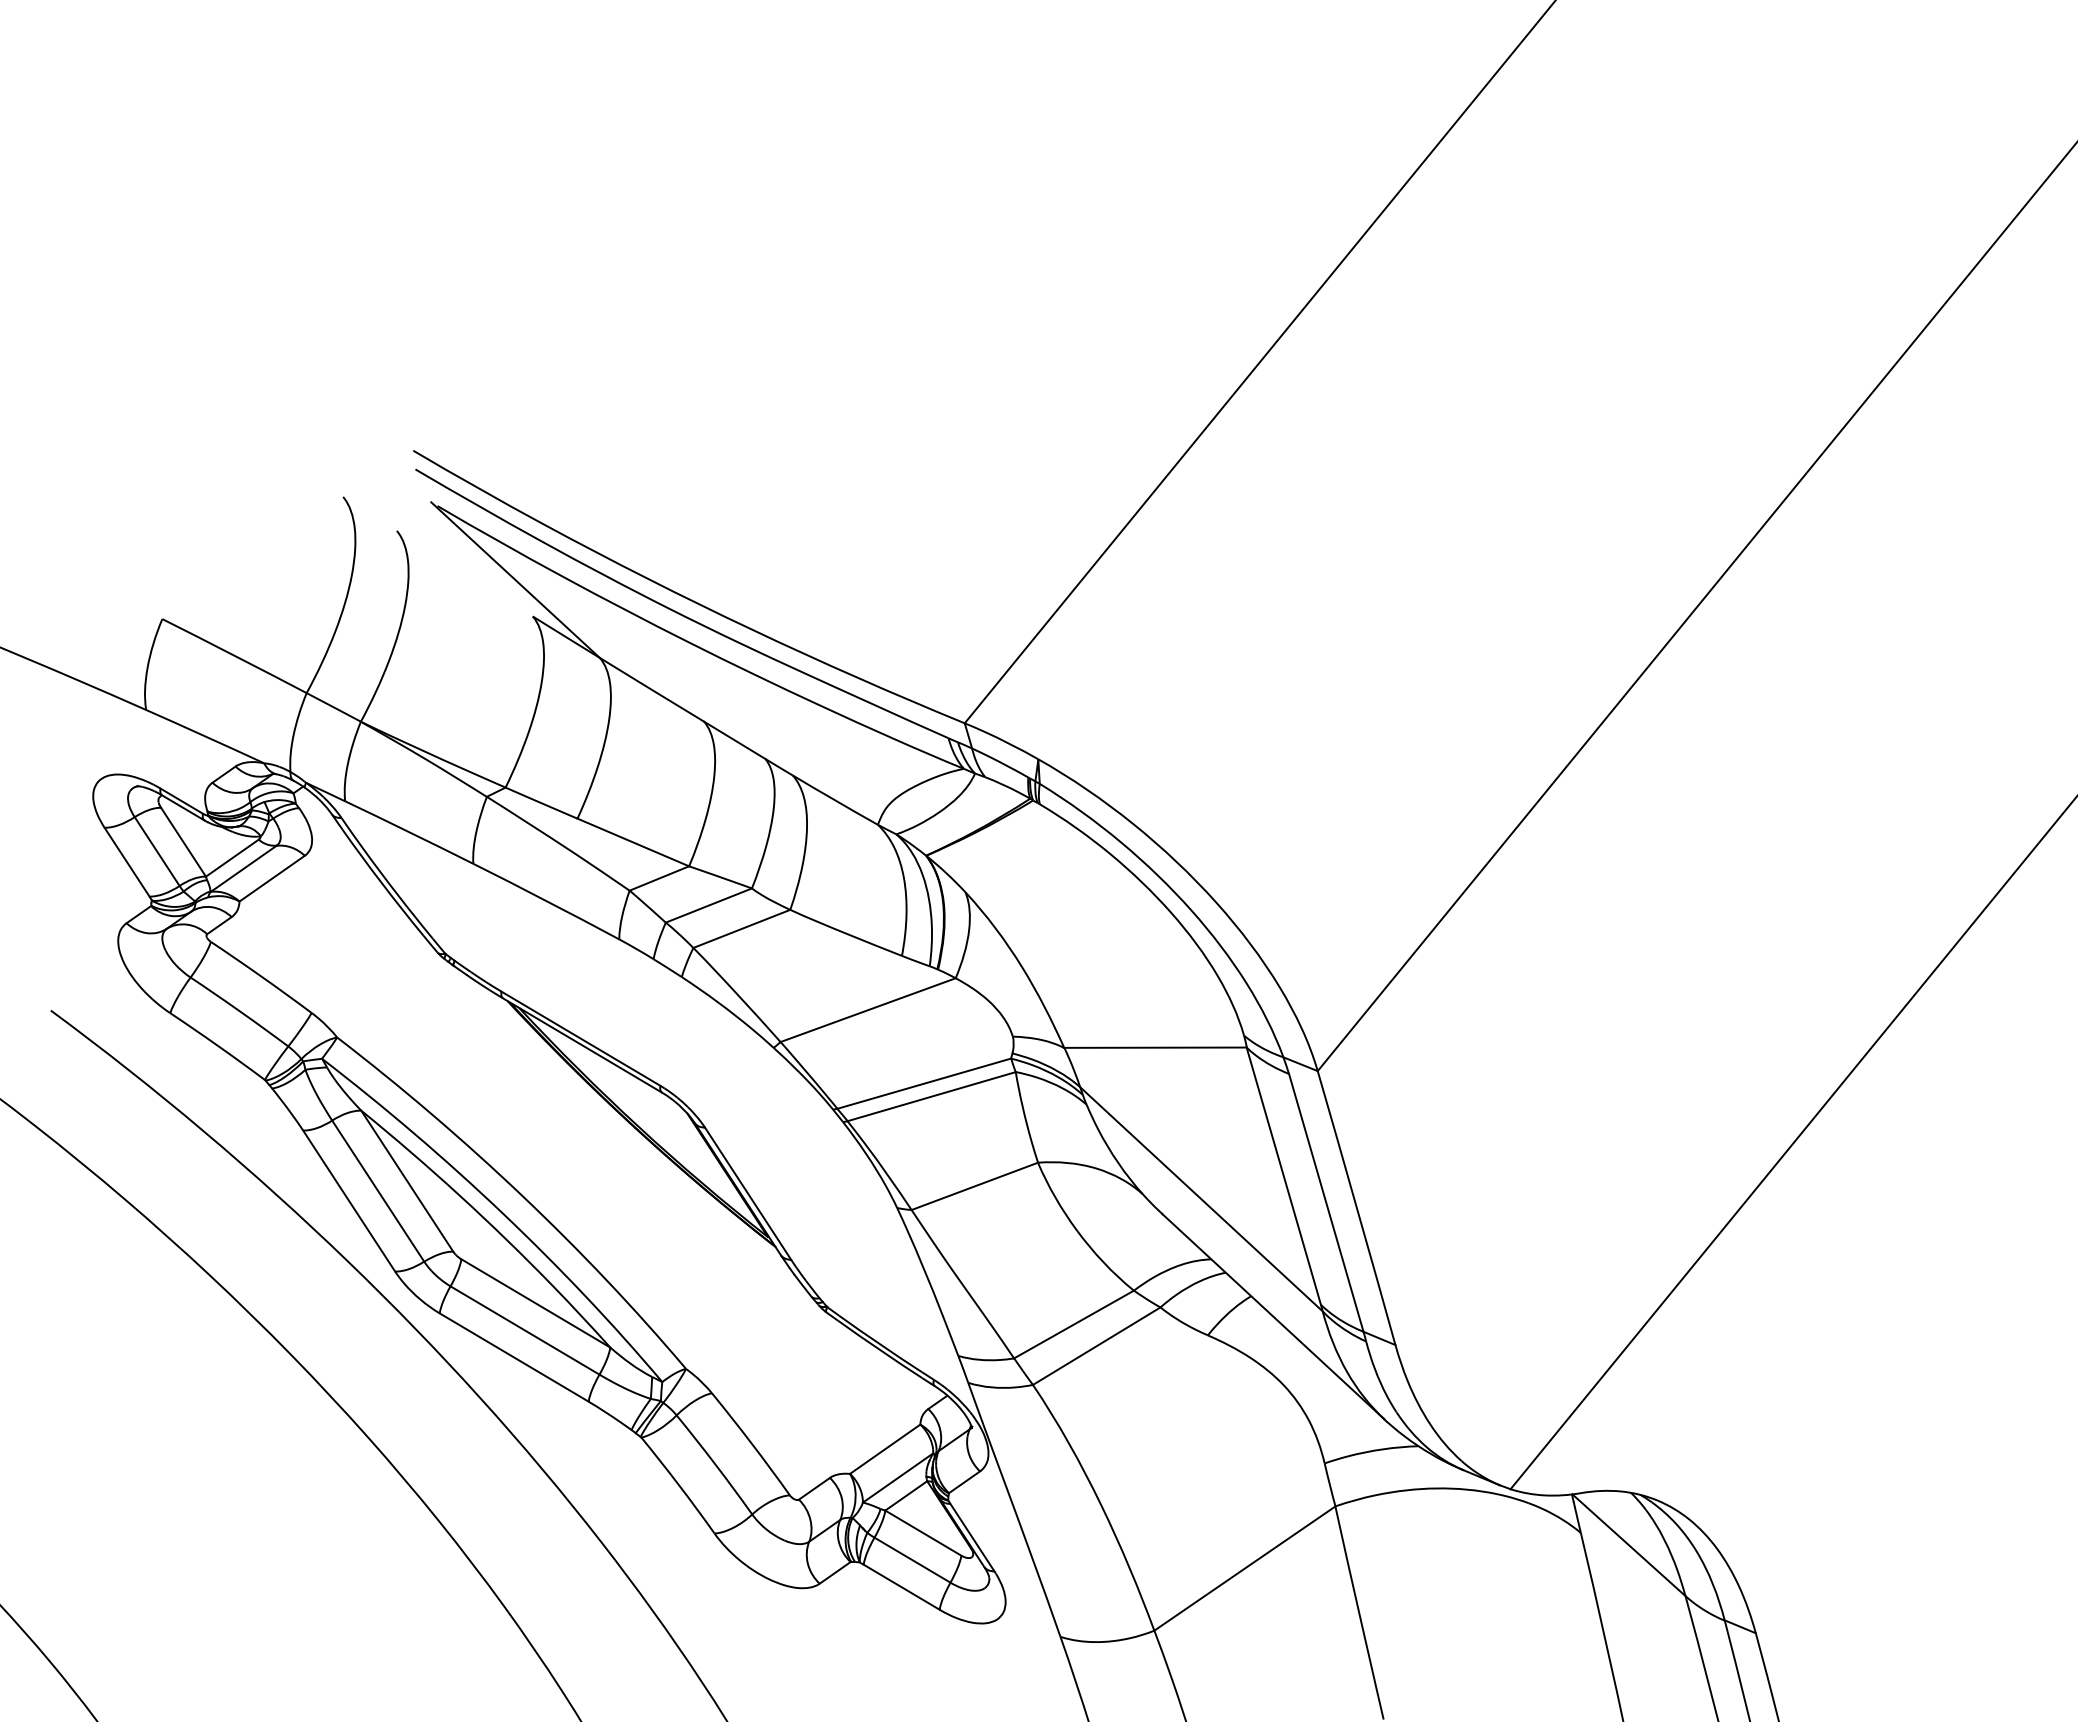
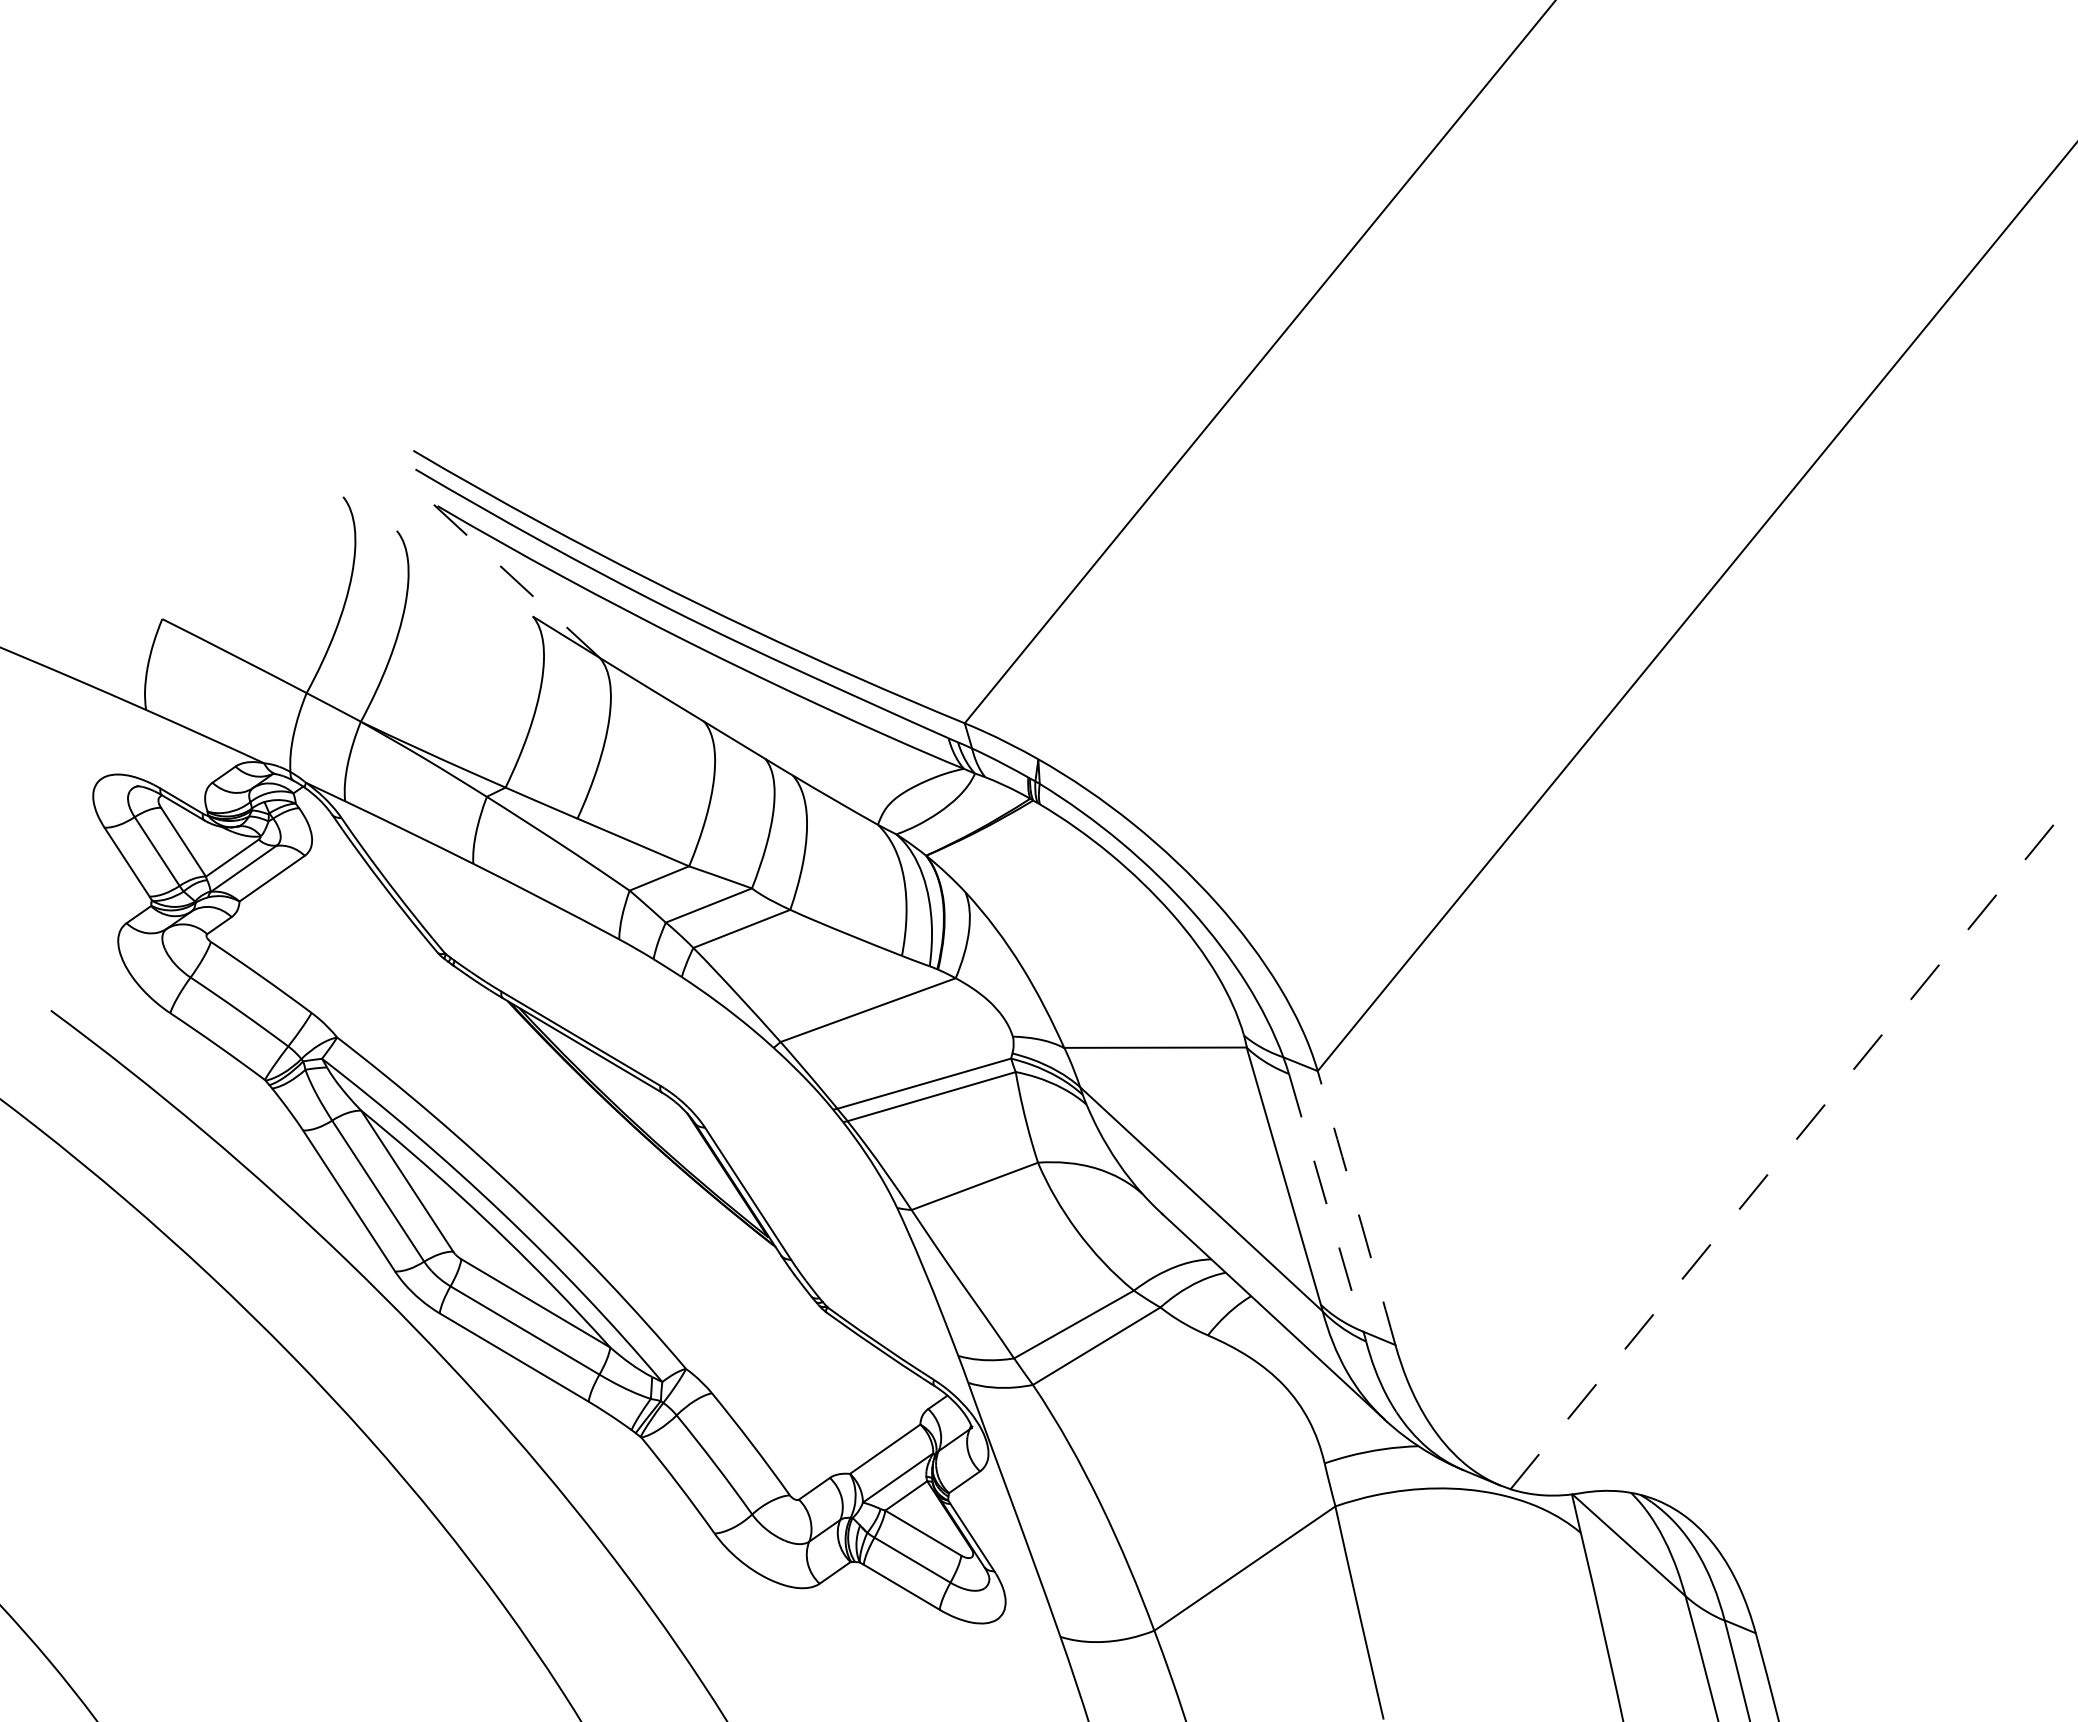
line: solid -> dashed (515, 580)
line: solid -> dashed (1794, 1142)
line: solid -> dashed (1326, 1203)
arc: solid -> dashed (1356, 1208)
